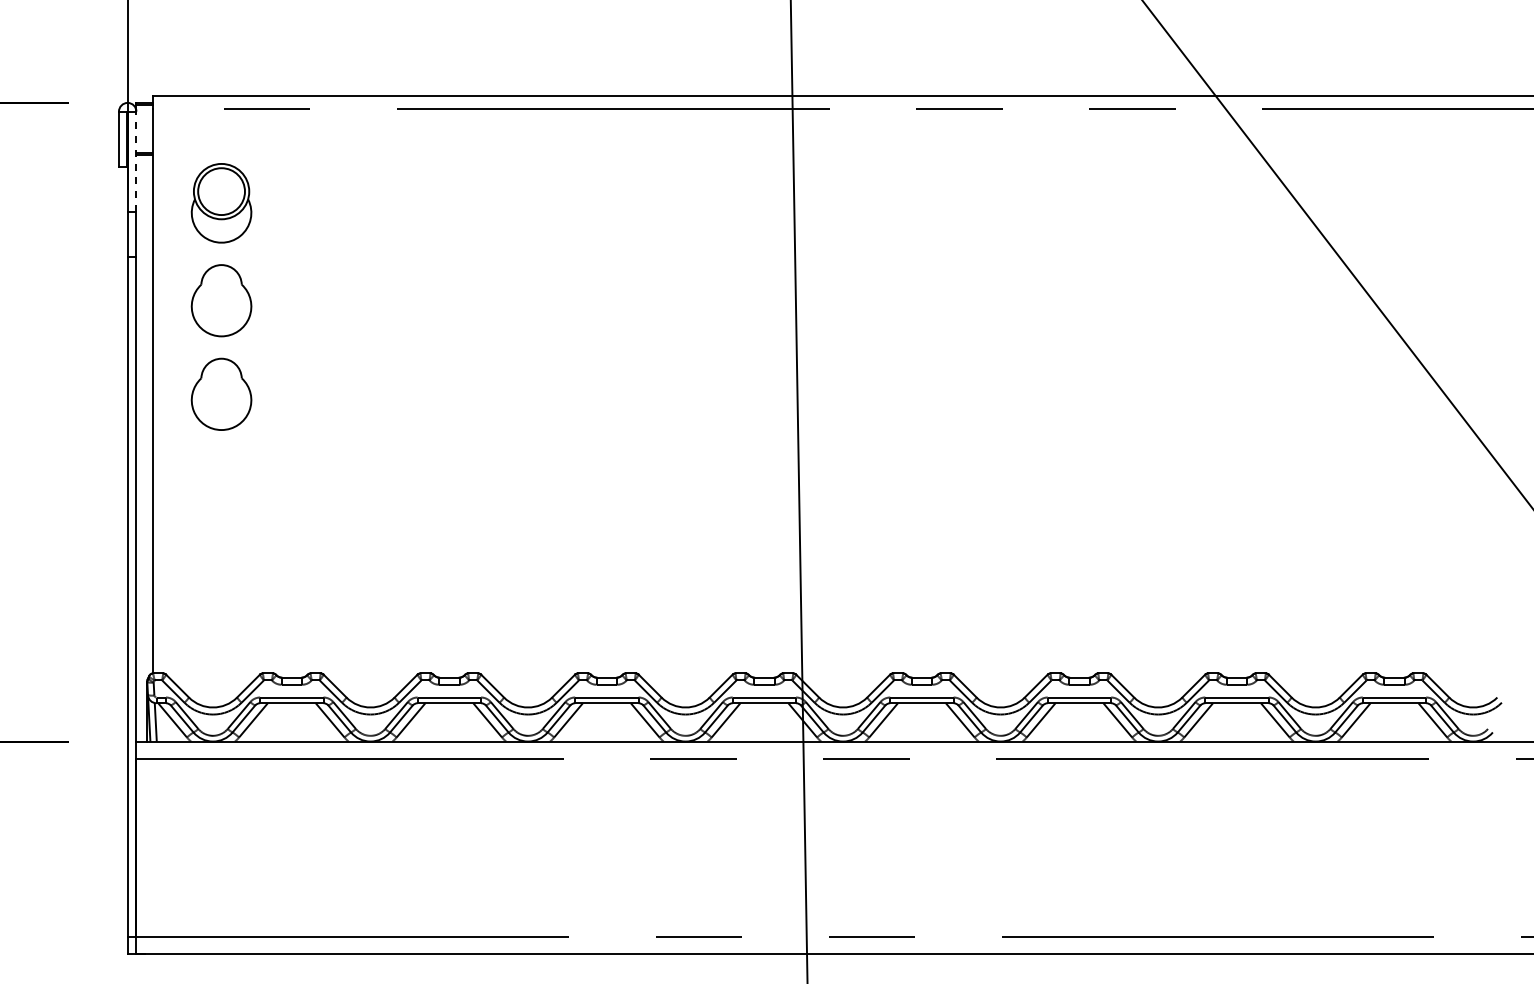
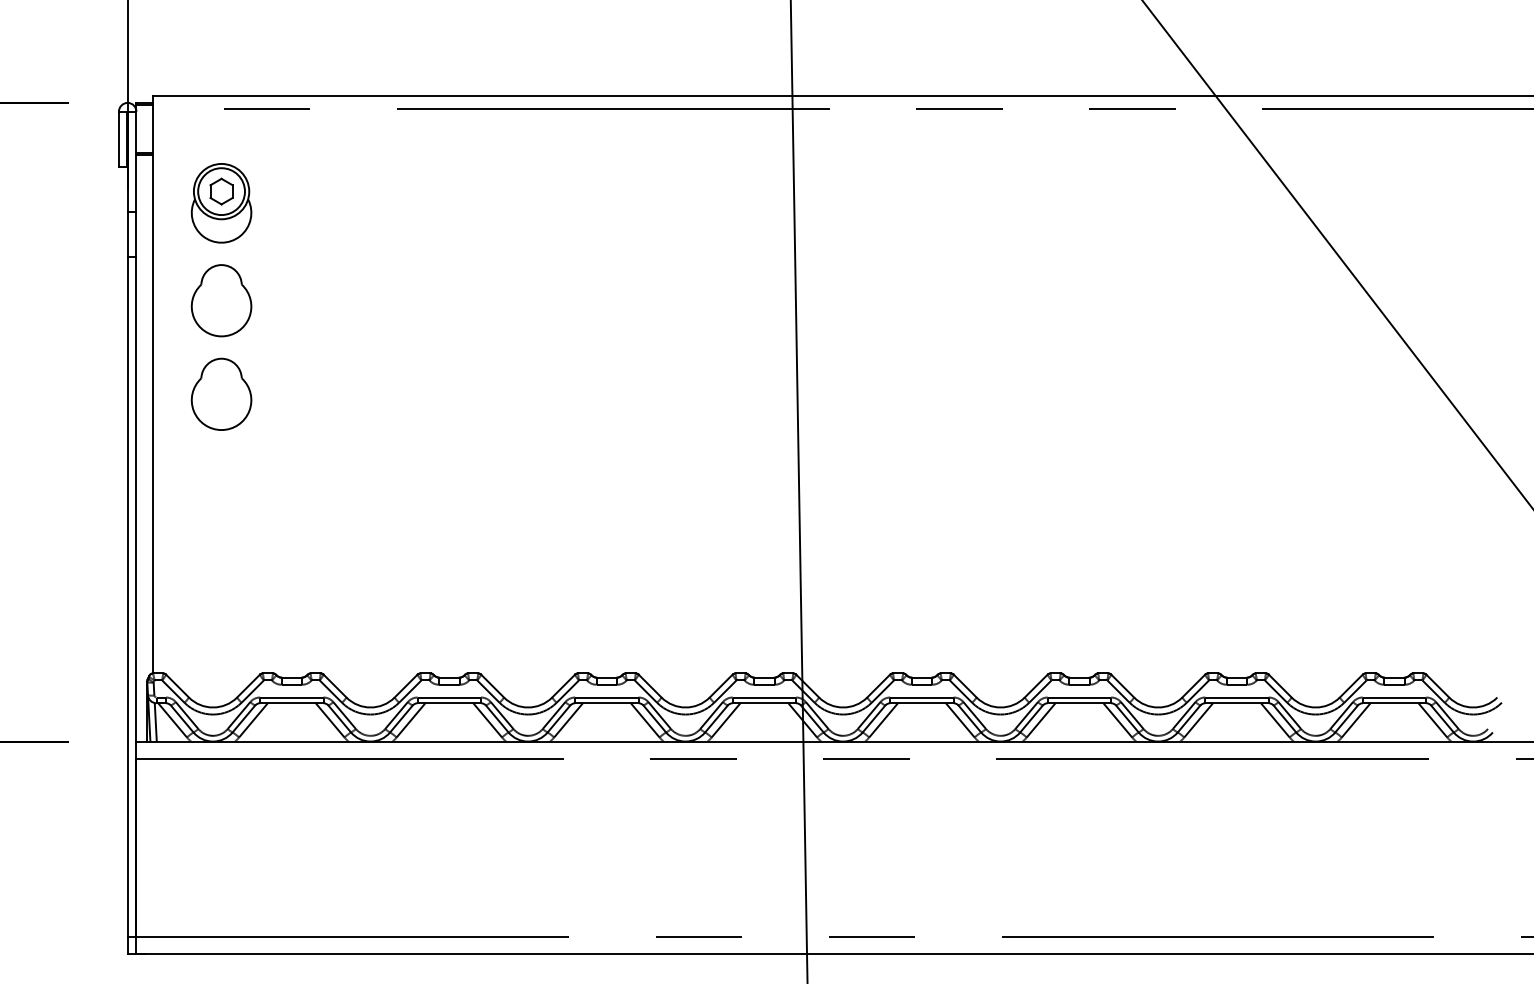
line: dashed -> solid (136, 161)
part: none -> present (221, 191)
